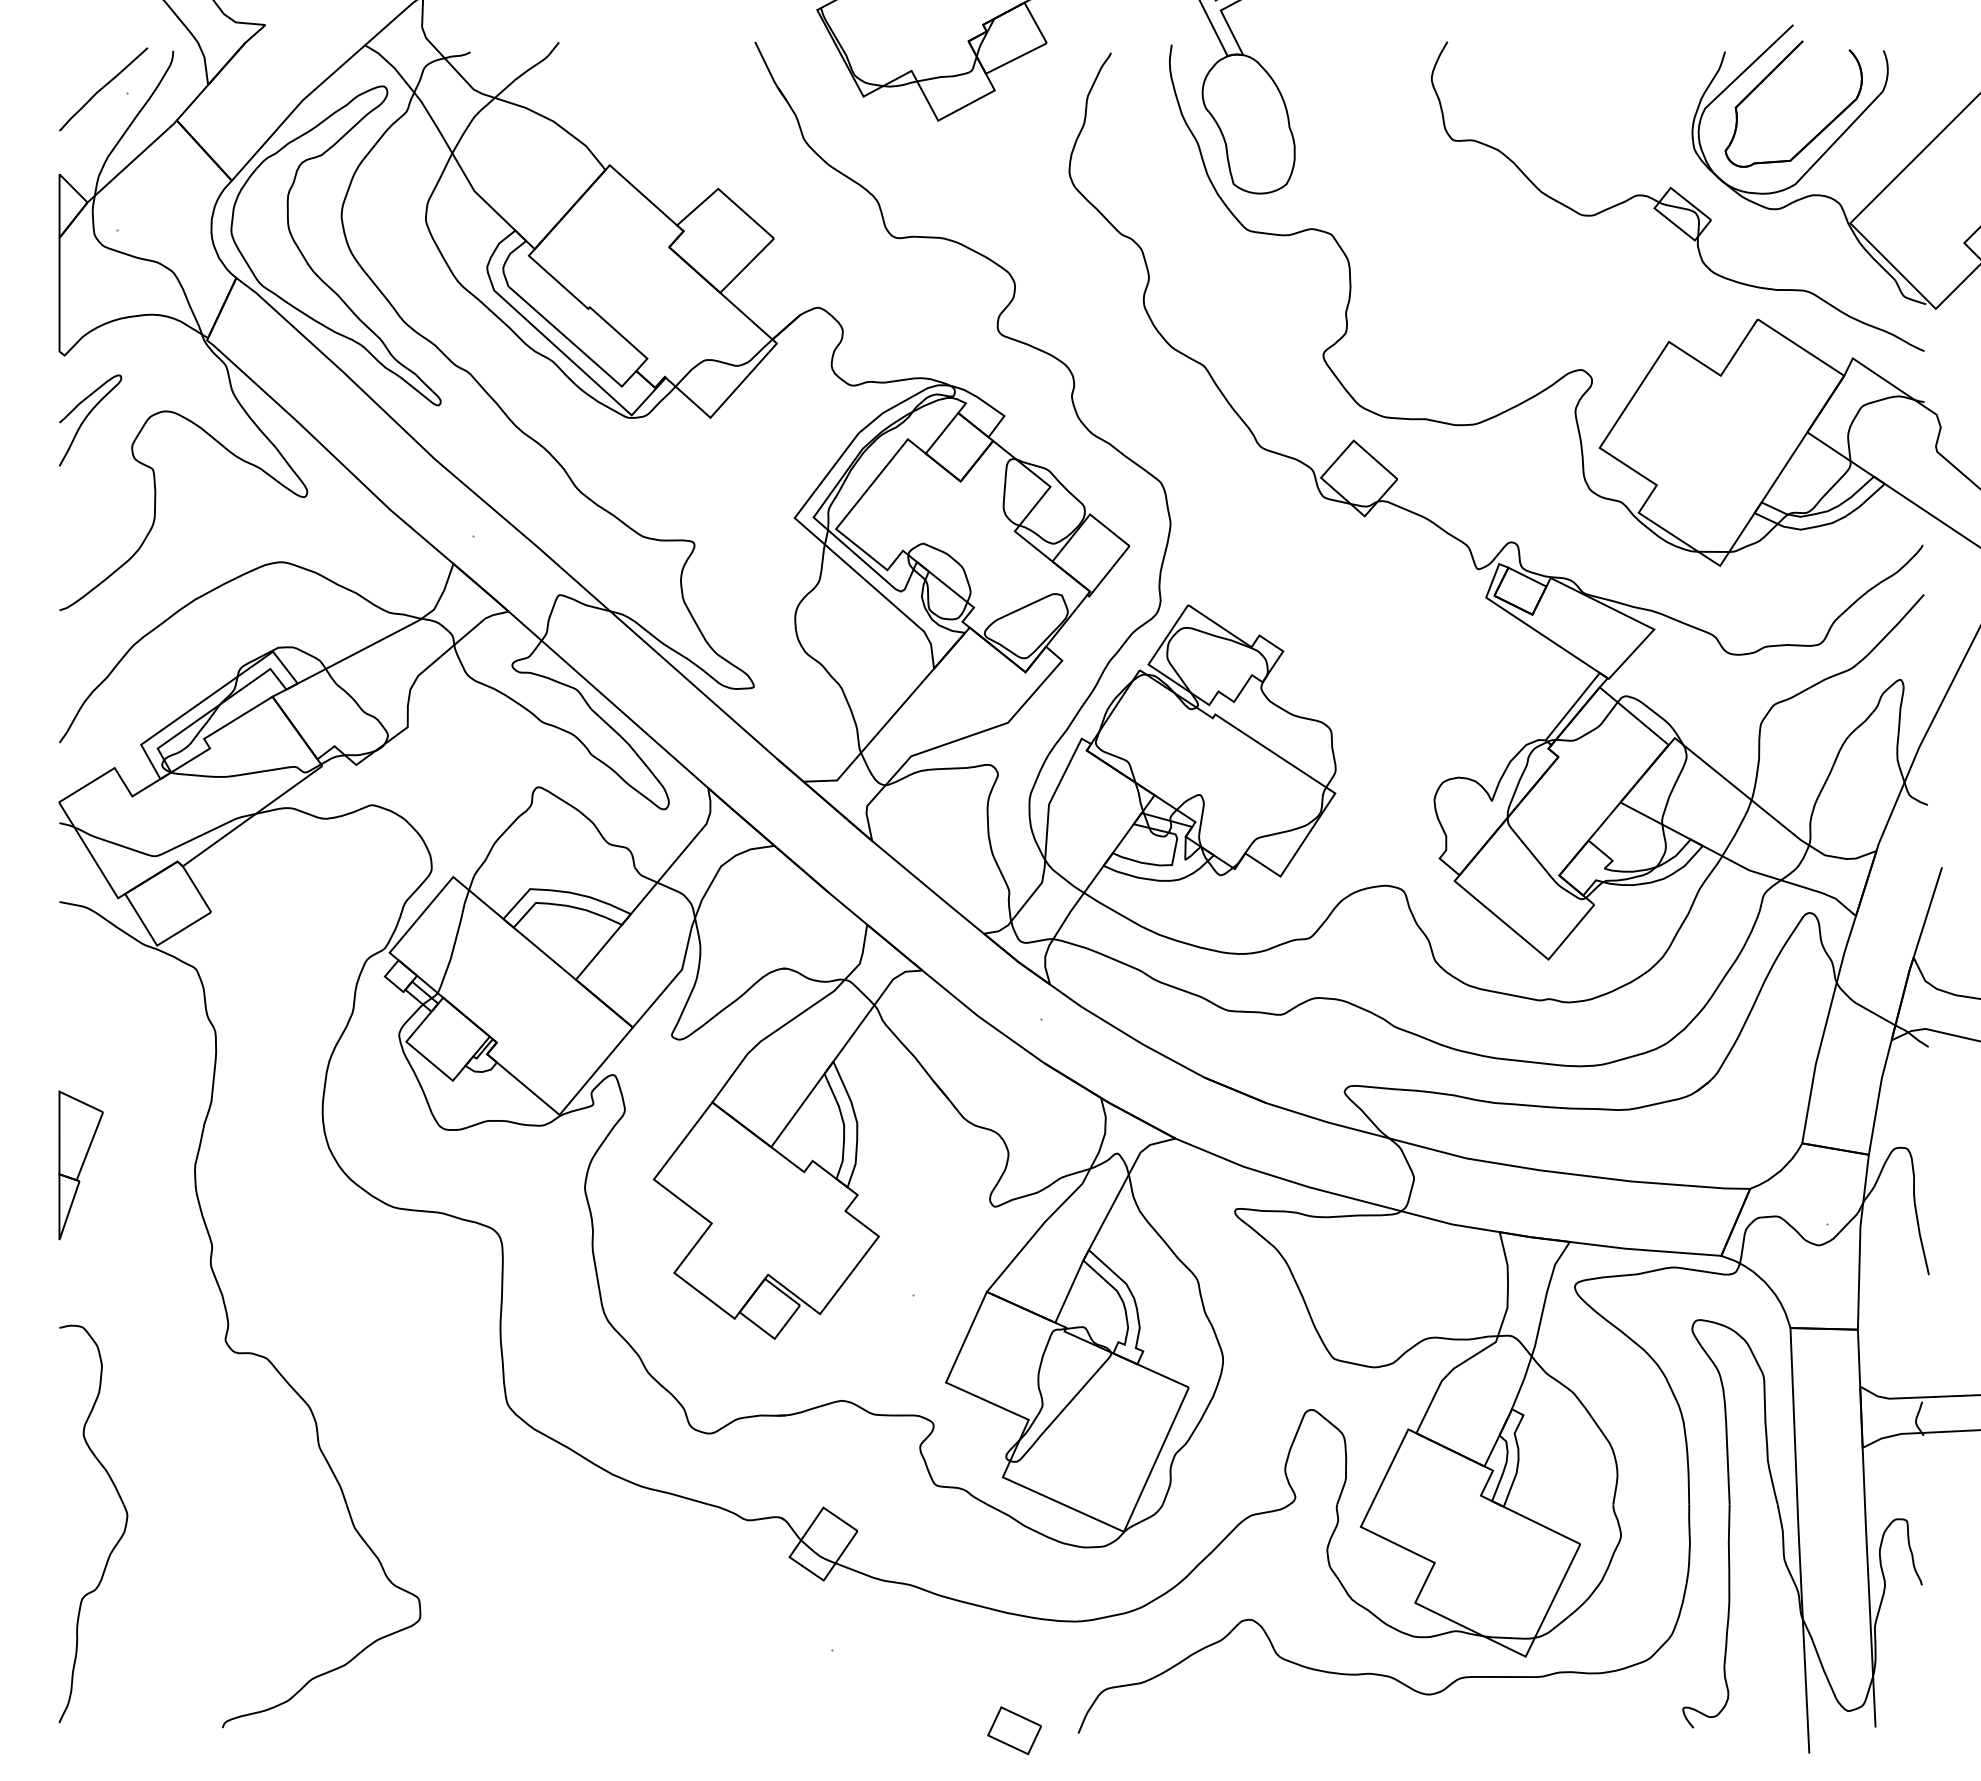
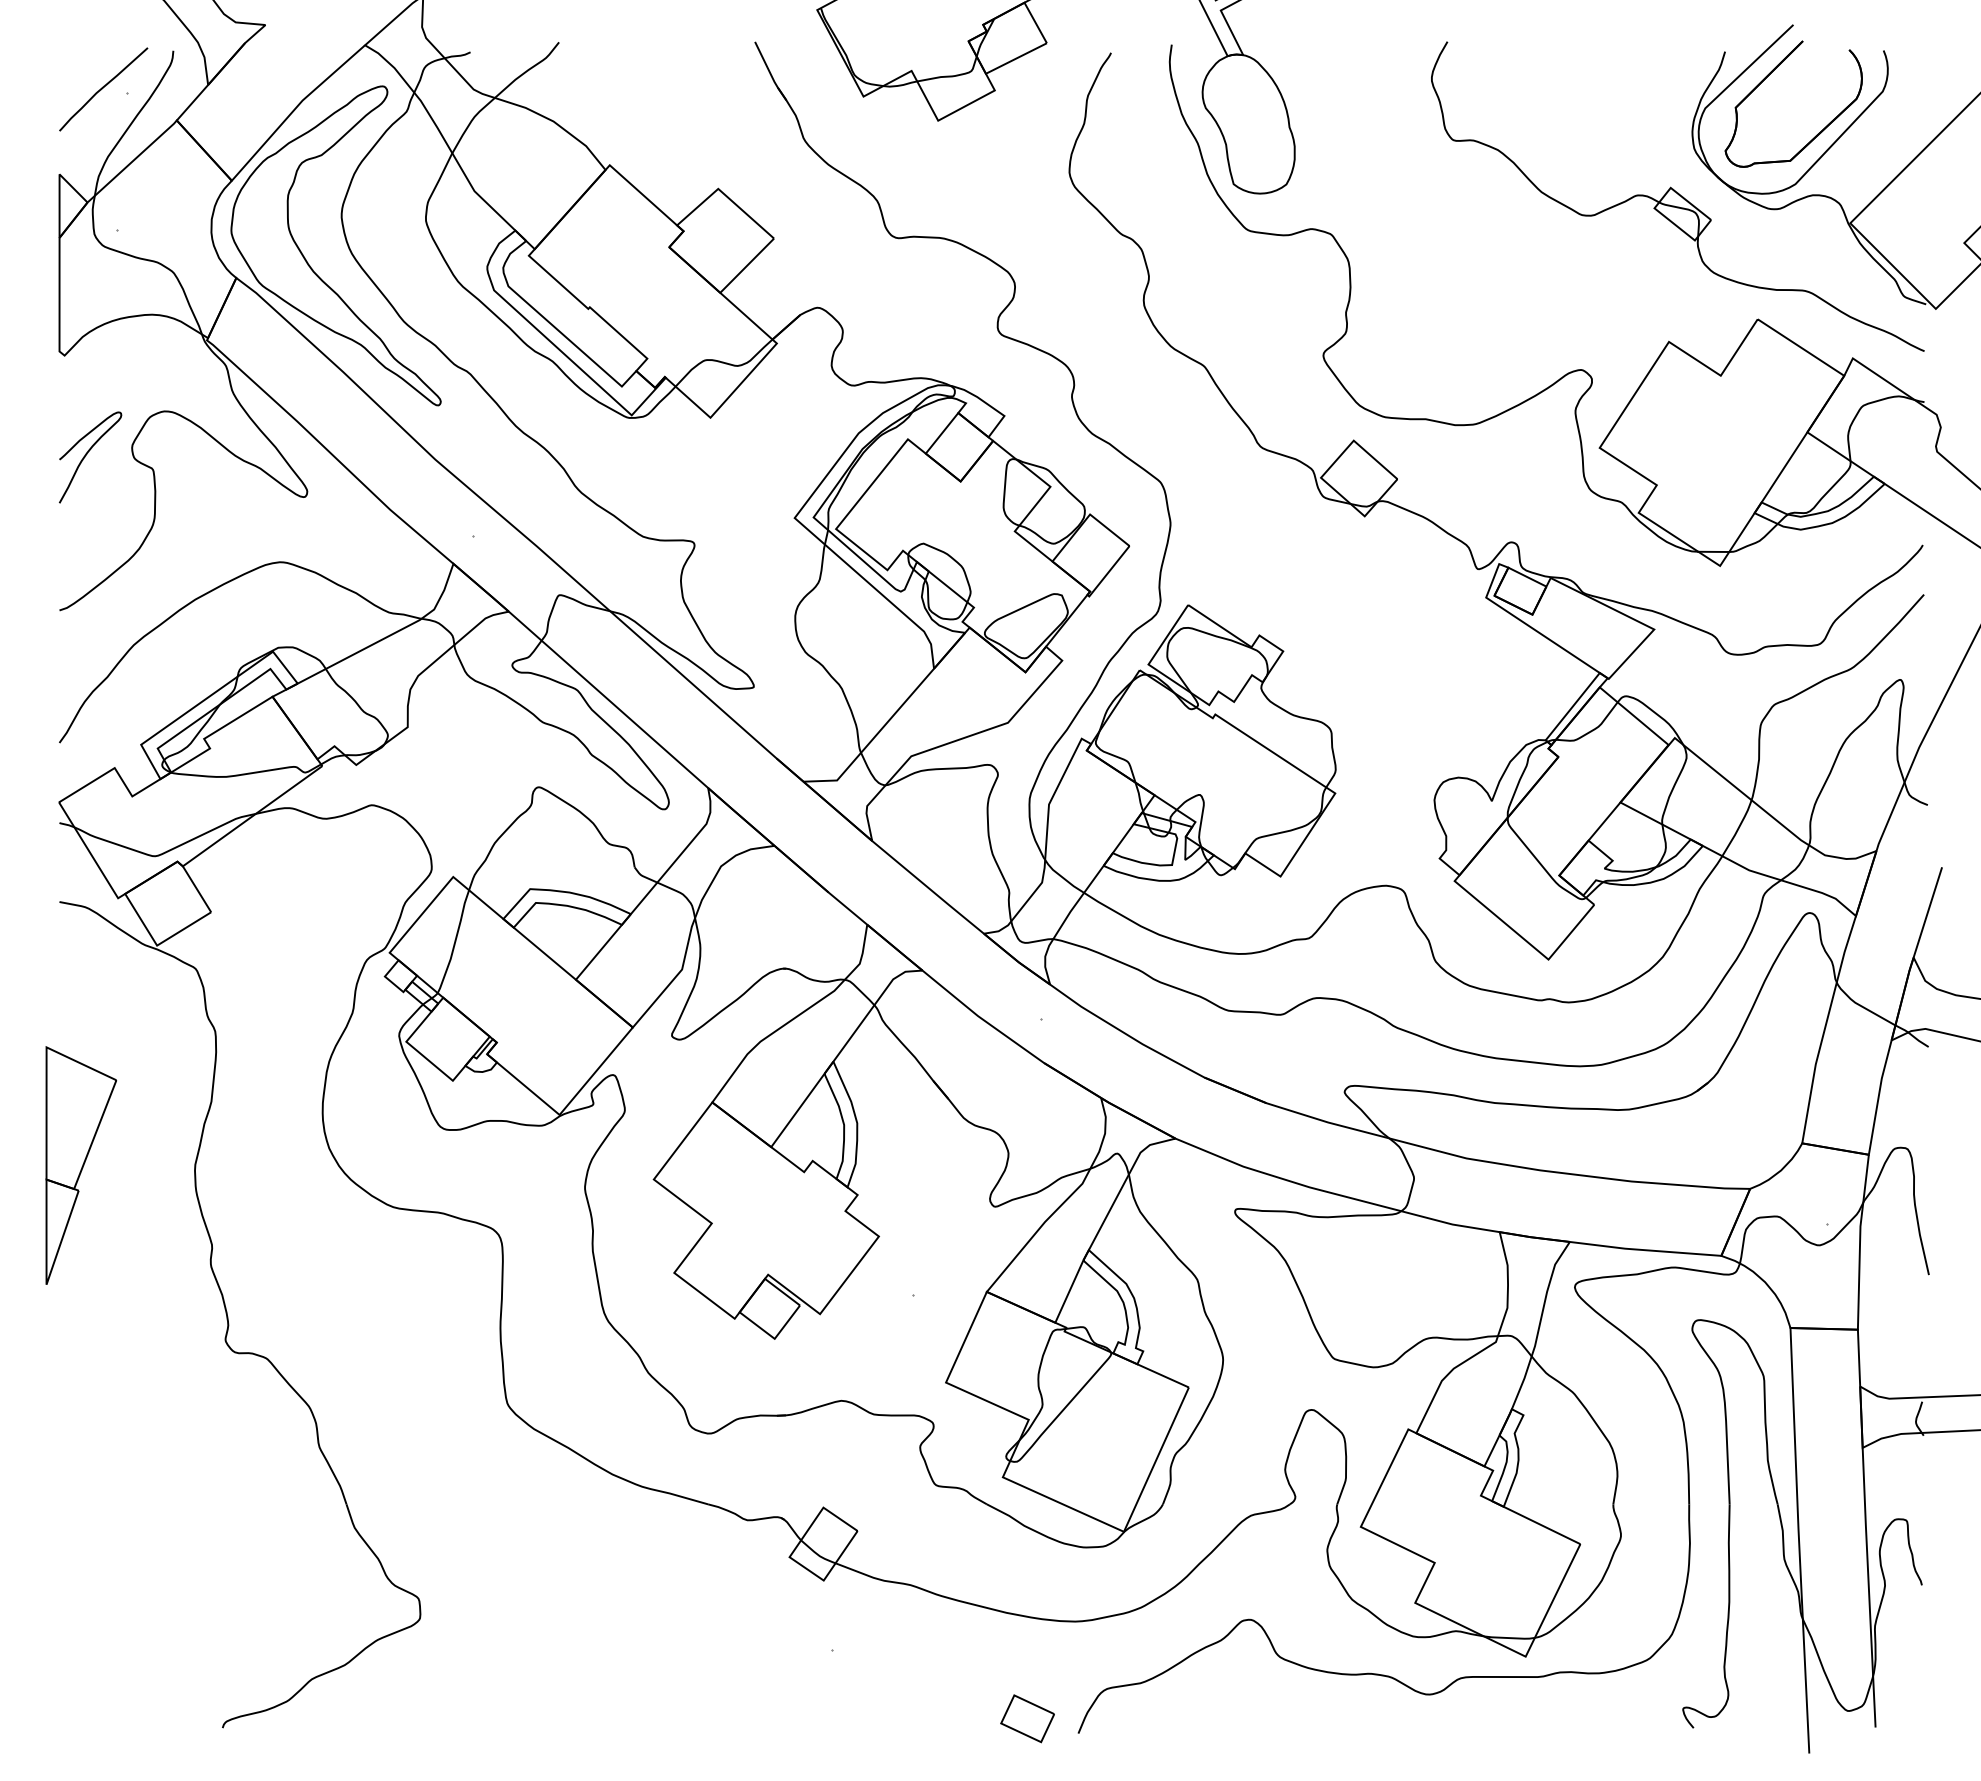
curve position: (87, 417) -> (87, 454) (87, 454)
part size: 46x151 px -> 73x239 px (81, 1165)
part: present -> none (118, 1539)
part position: (1014, 1730) -> (1027, 1718) (1027, 1718)
